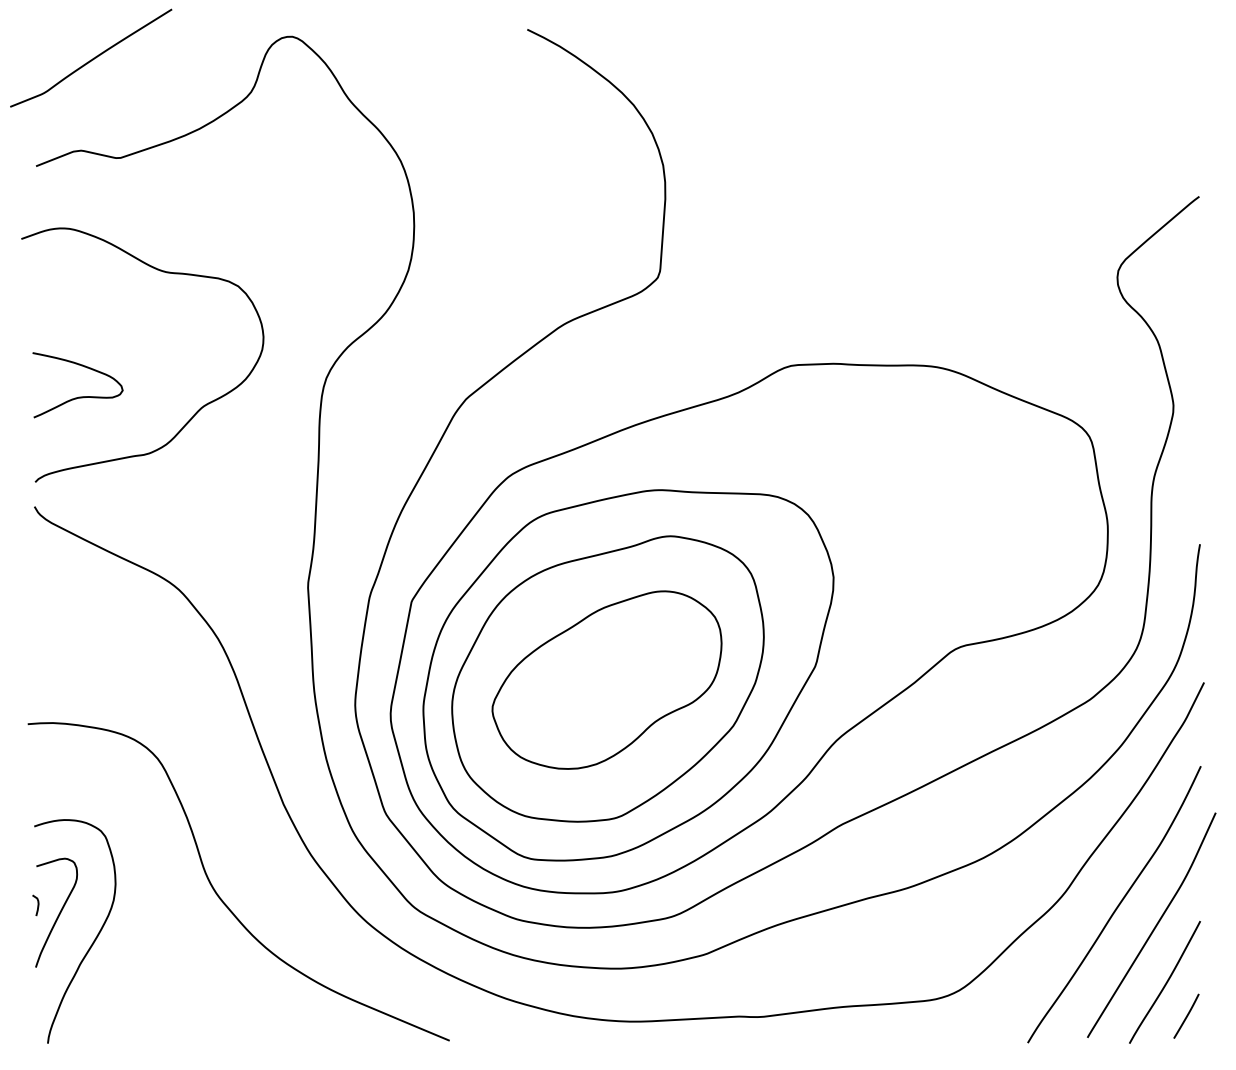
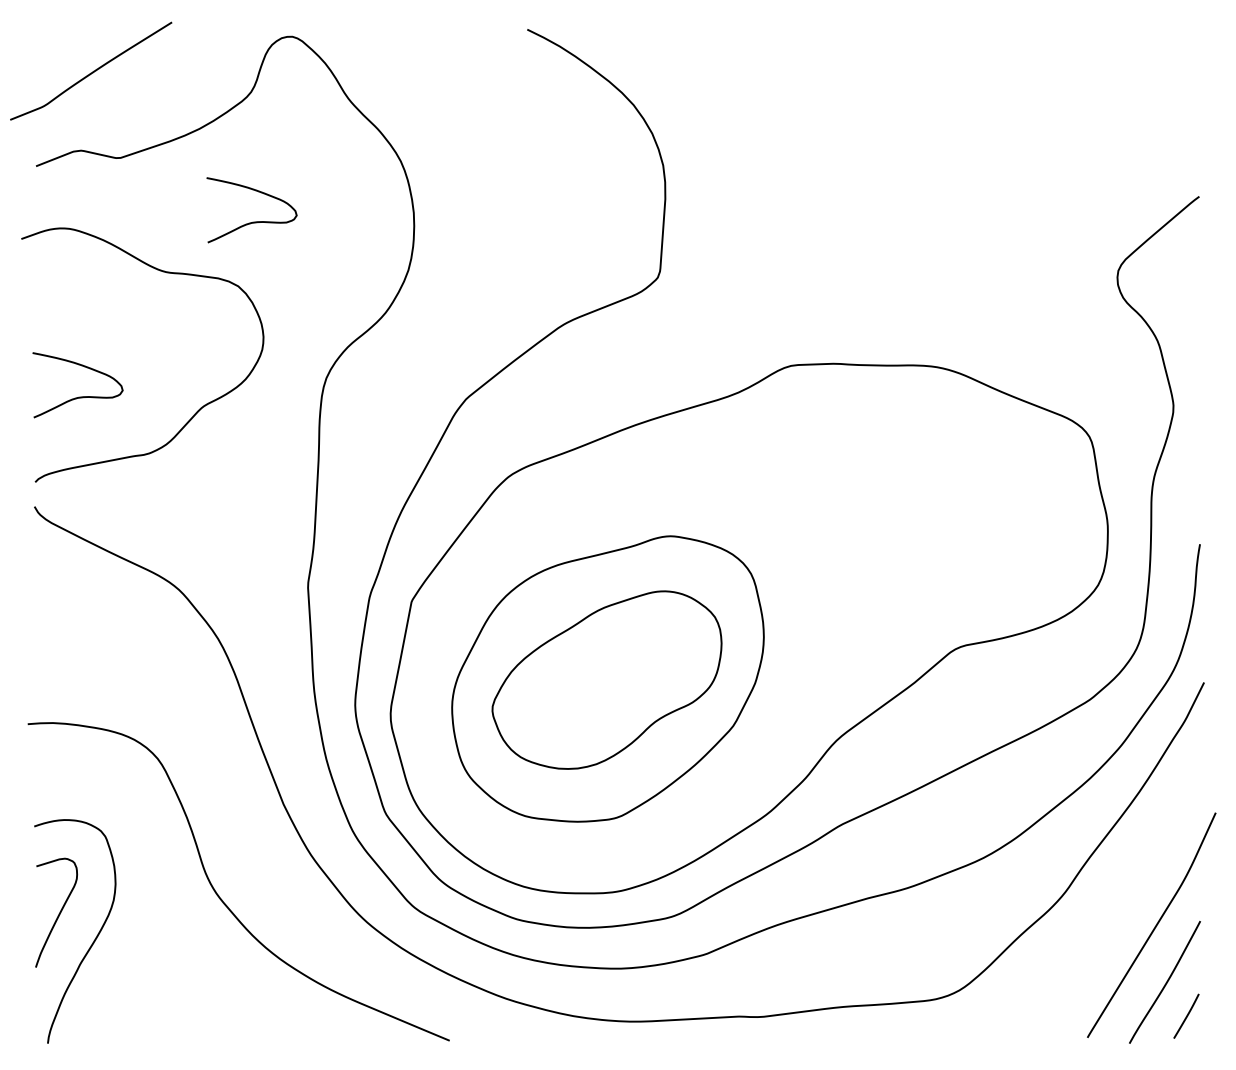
curve position: (92, 58) -> (92, 71) (92, 71)
curve: none -> present (252, 221)
part: present -> none (628, 675)
curve: present -> none (37, 905)
curve: present -> none (1116, 906)
